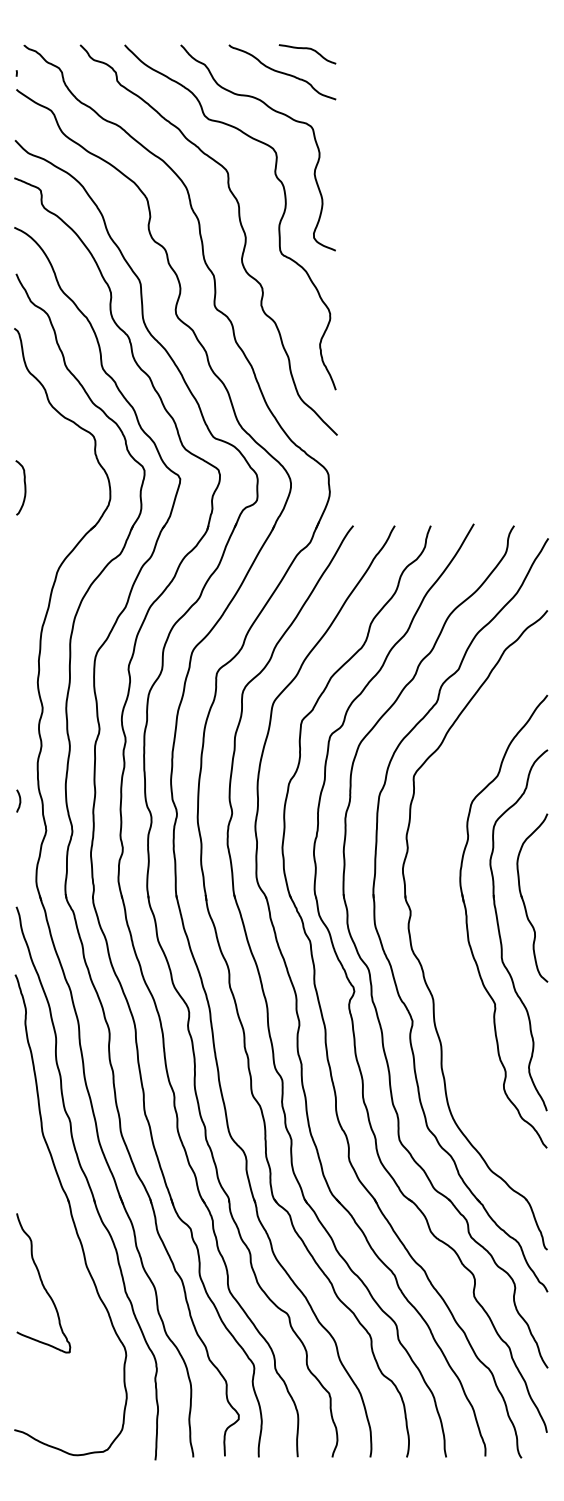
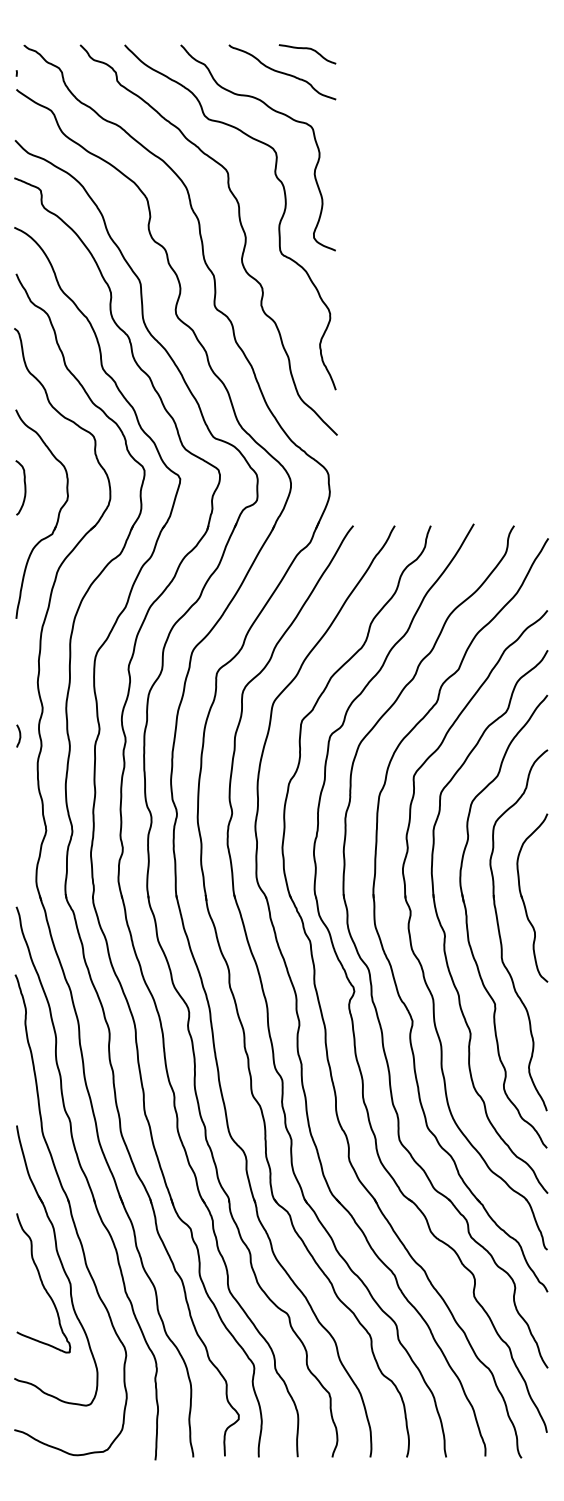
part: none -> present (57, 516)
curve position: (19, 800) -> (19, 735) (19, 735)
part: none -> present (445, 932)
part: none -> present (56, 1265)
